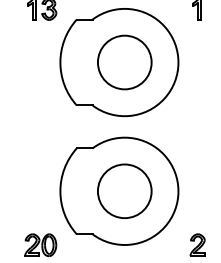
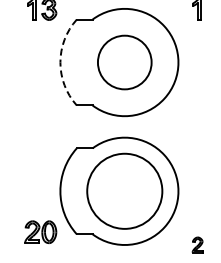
arc: solid -> dashed (60, 62)
circle diameter: 54 px -> 75 px (124, 190)
part position: (40, 244) -> (40, 231) (40, 231)
part size: 17x24 px -> 13x18 px (197, 244)
